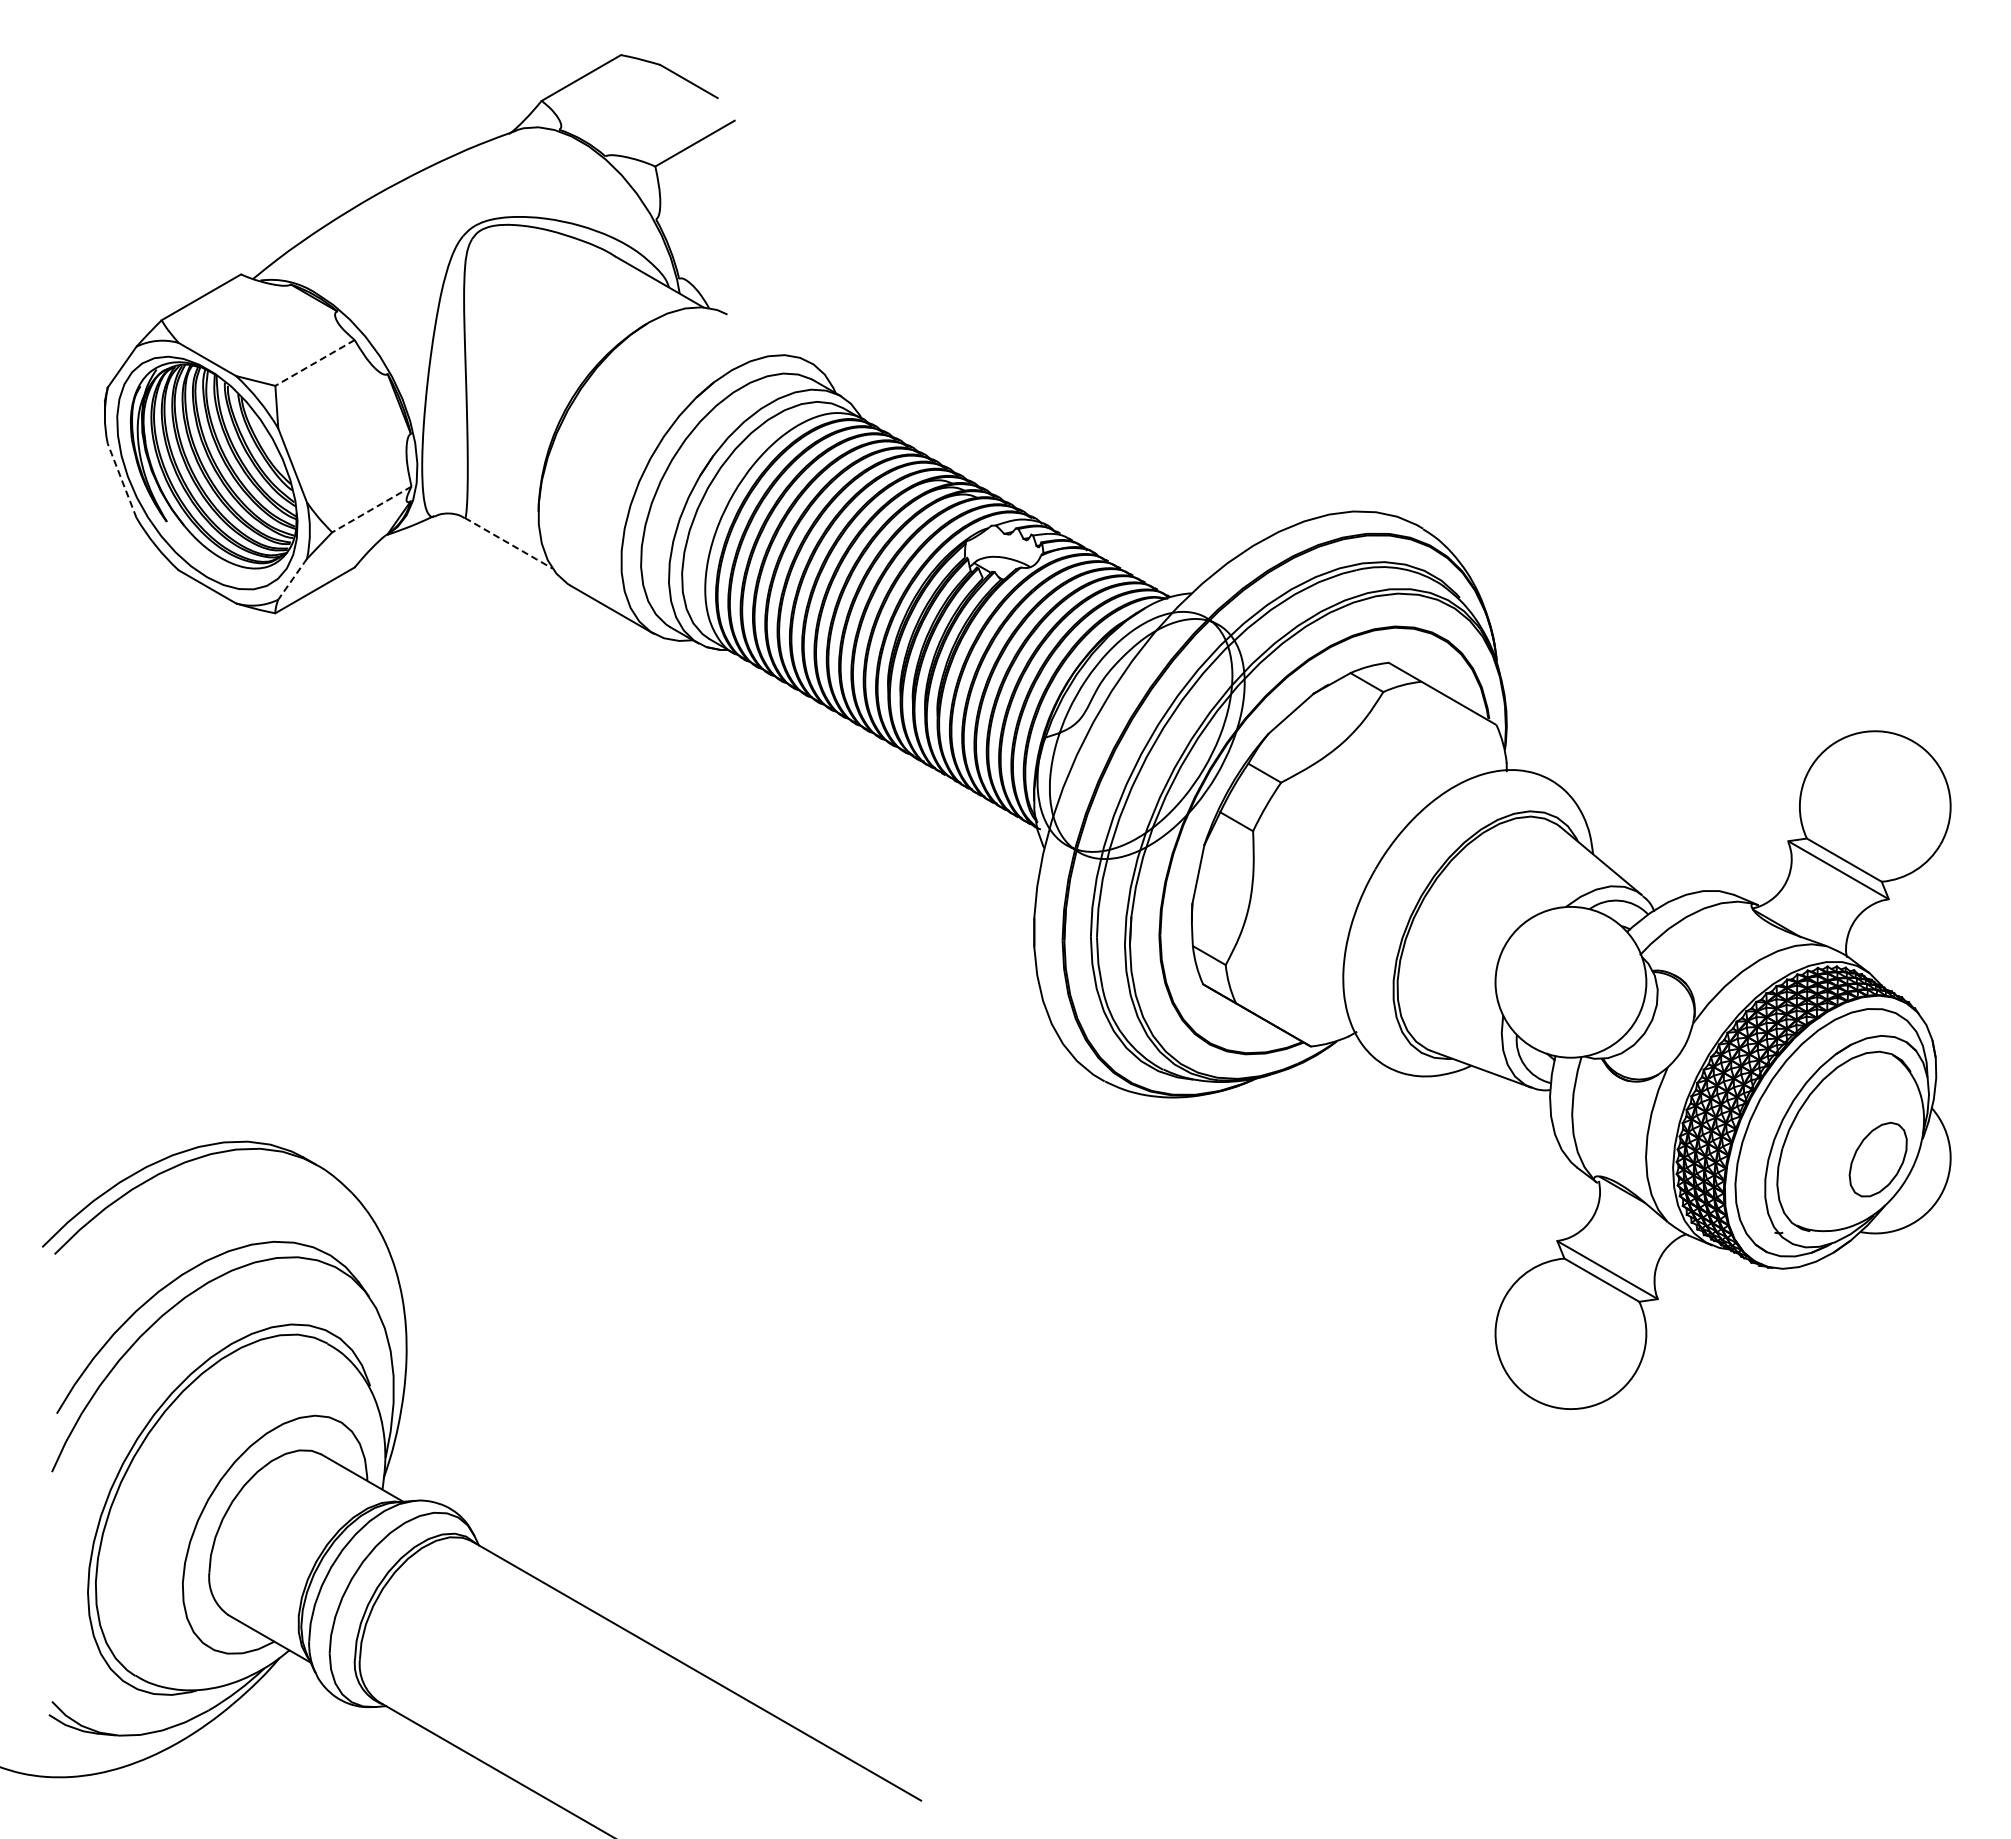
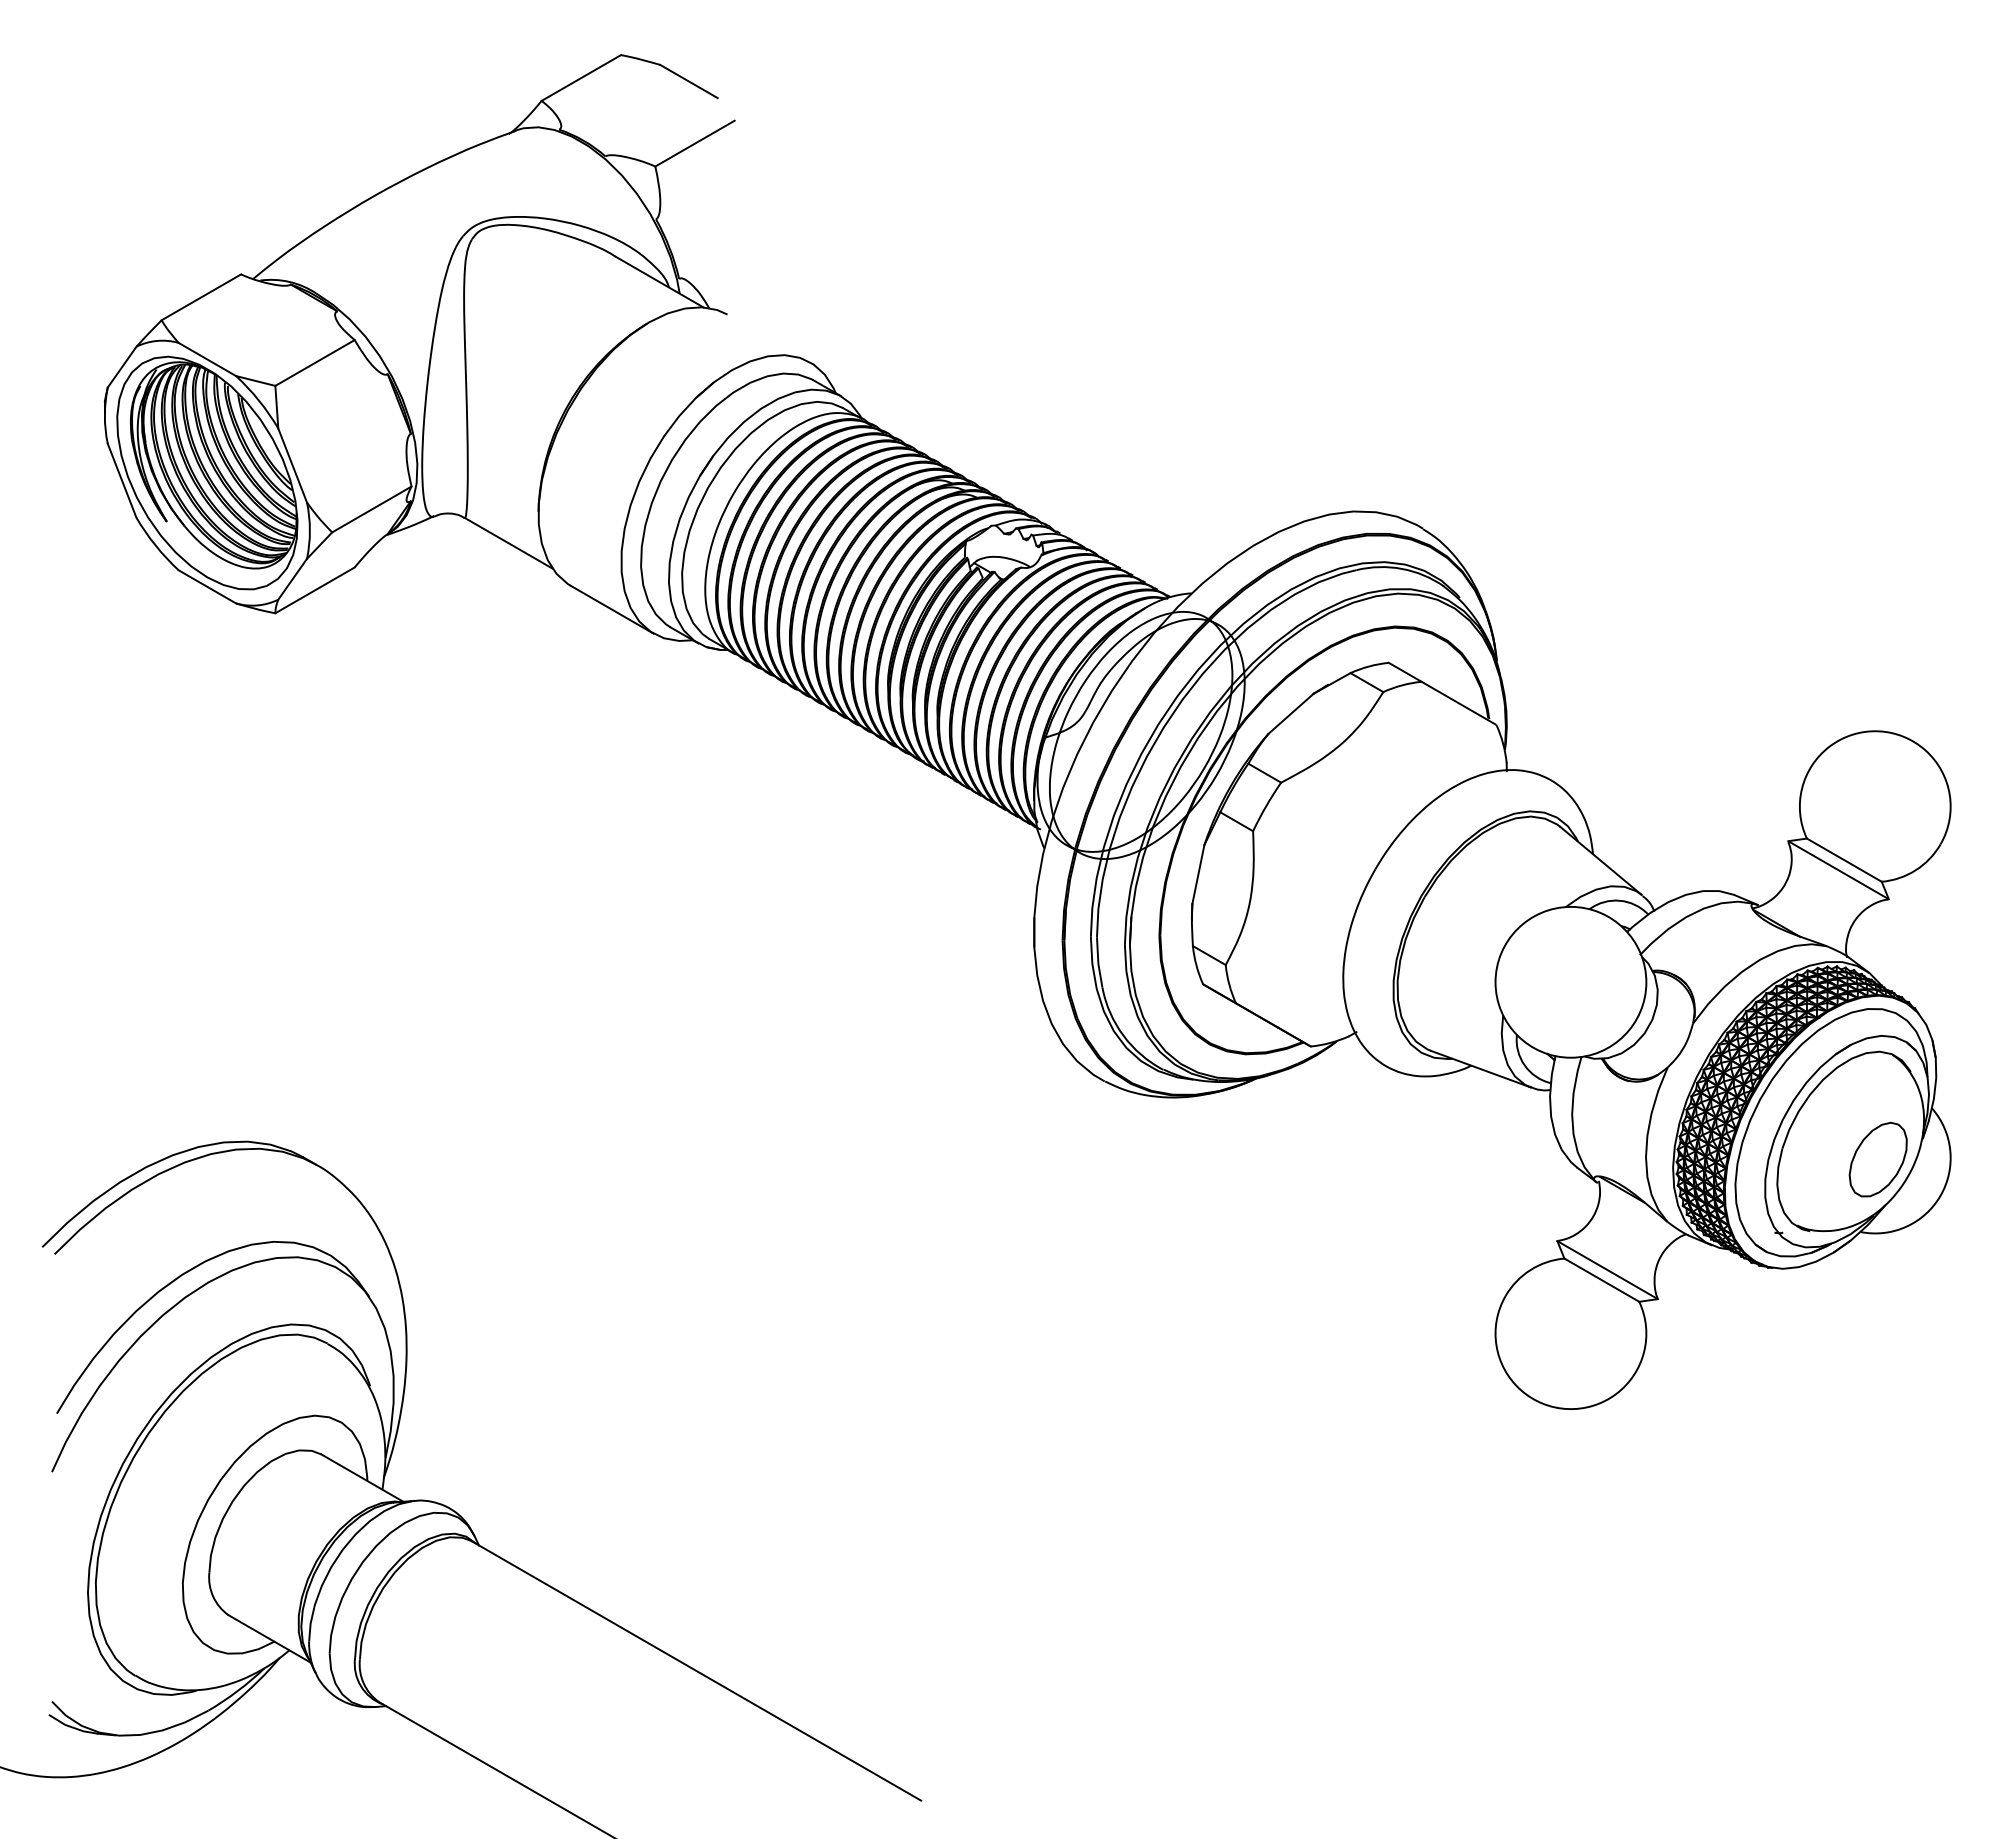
line: dashed -> solid (315, 362)
line: dashed -> solid (122, 480)
line: dashed -> solid (371, 509)
line: dashed -> solid (508, 543)
line: dashed -> solid (292, 579)
